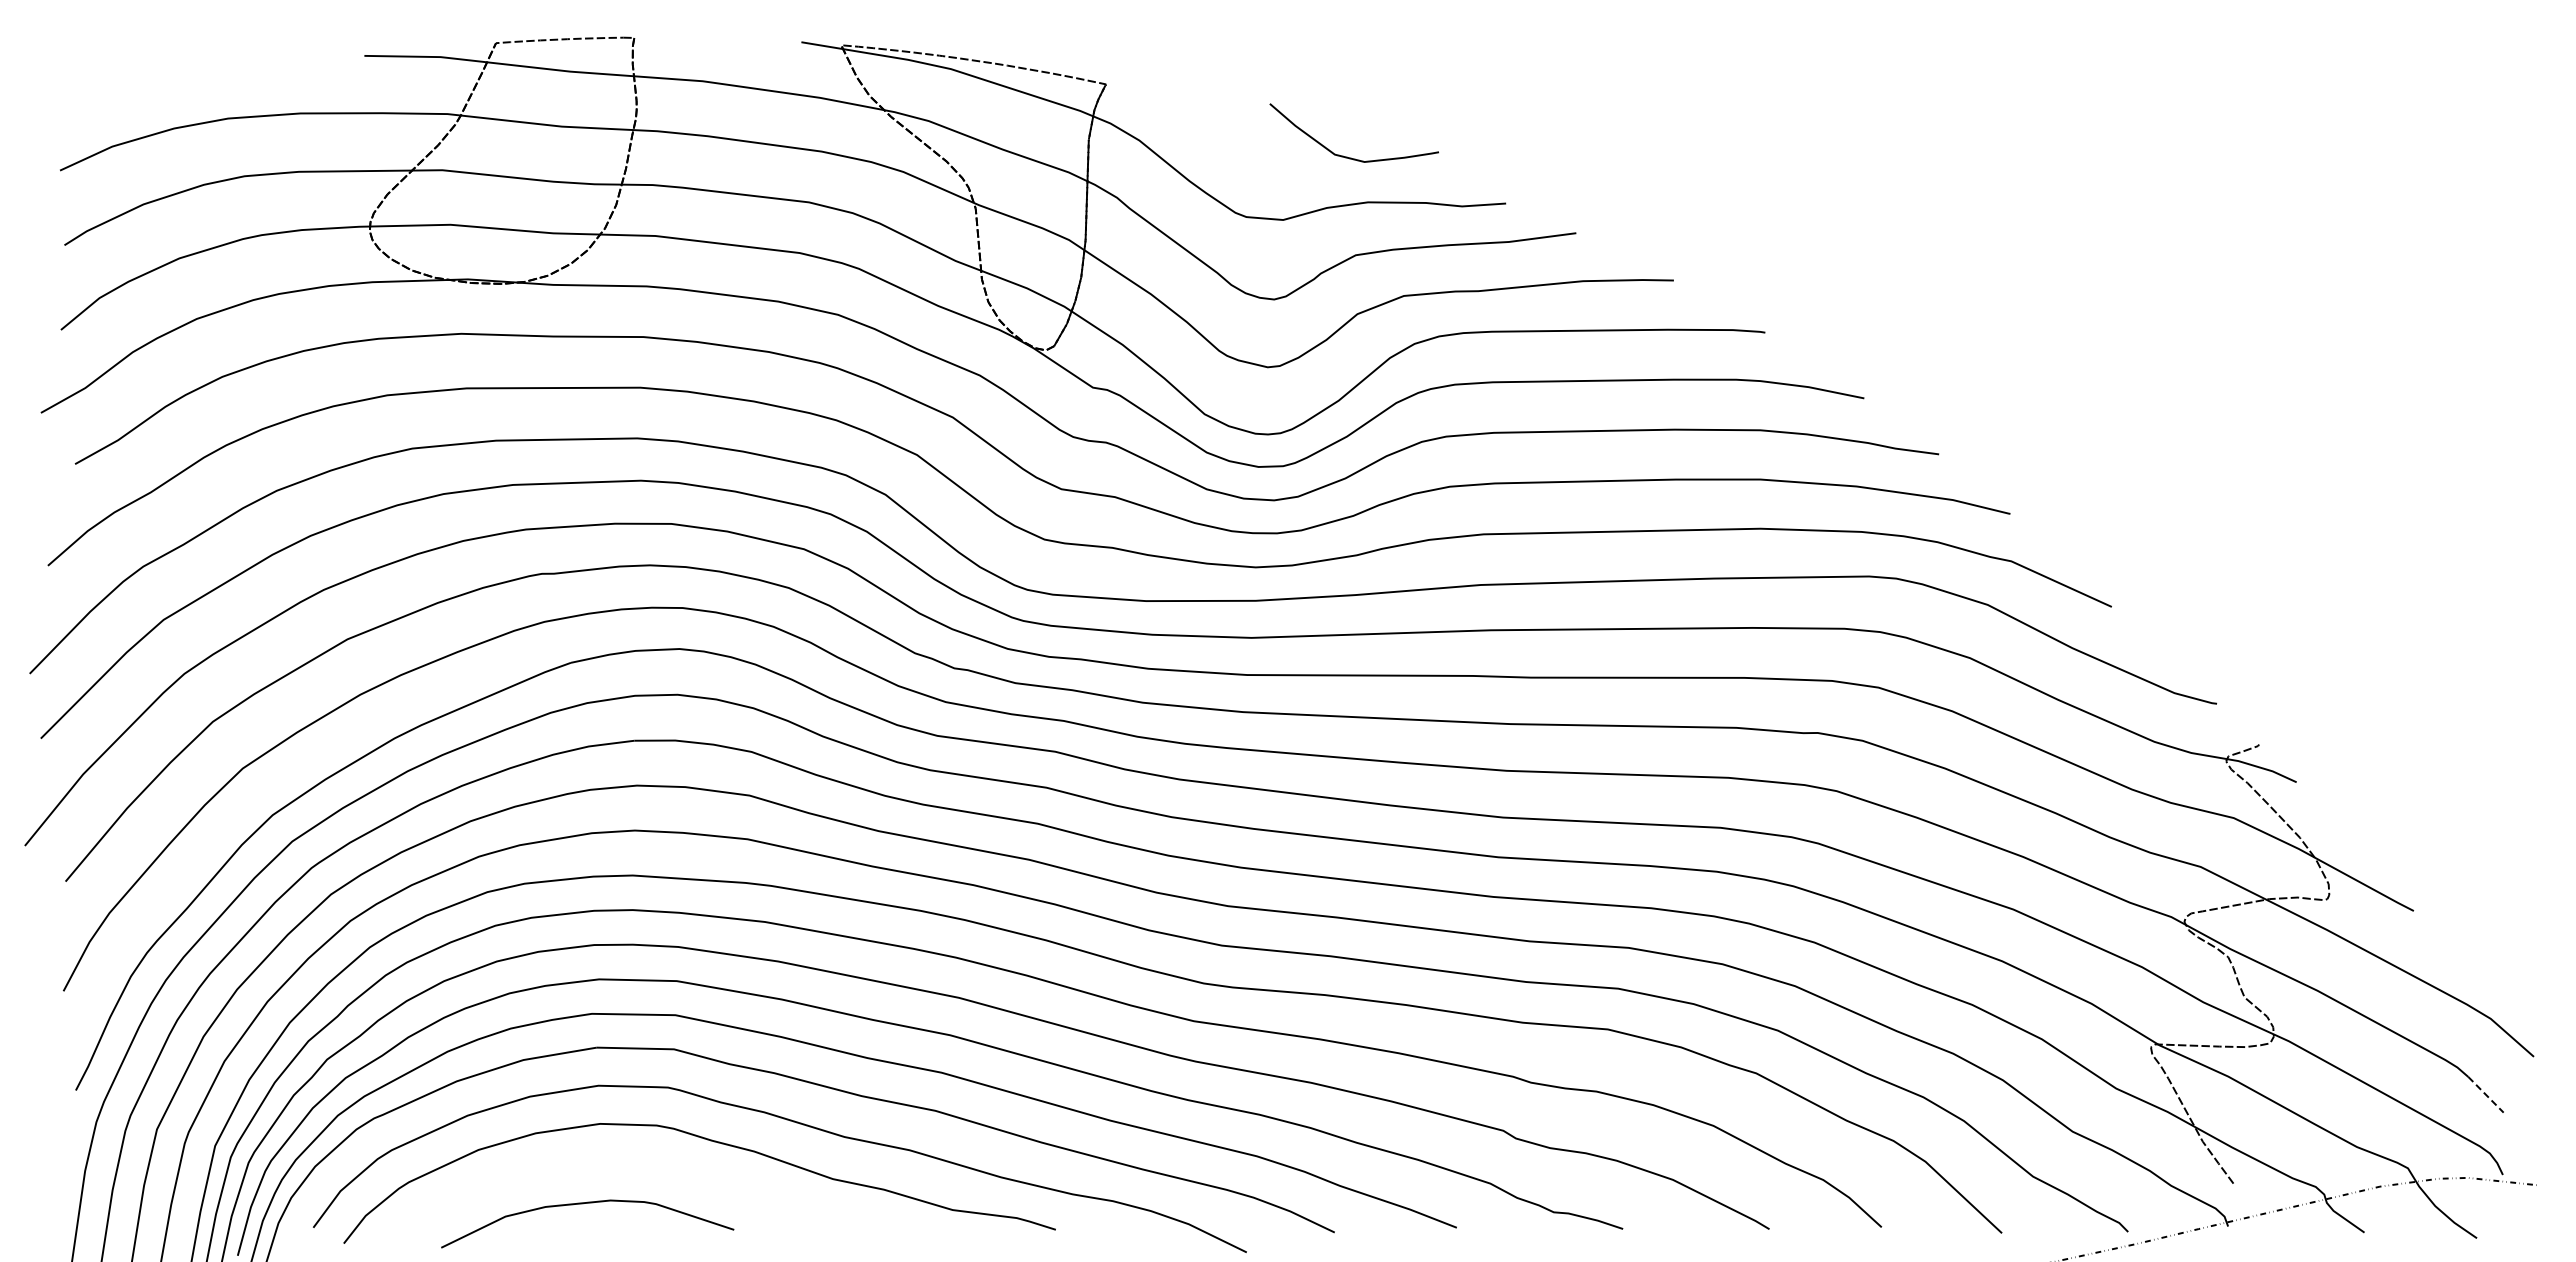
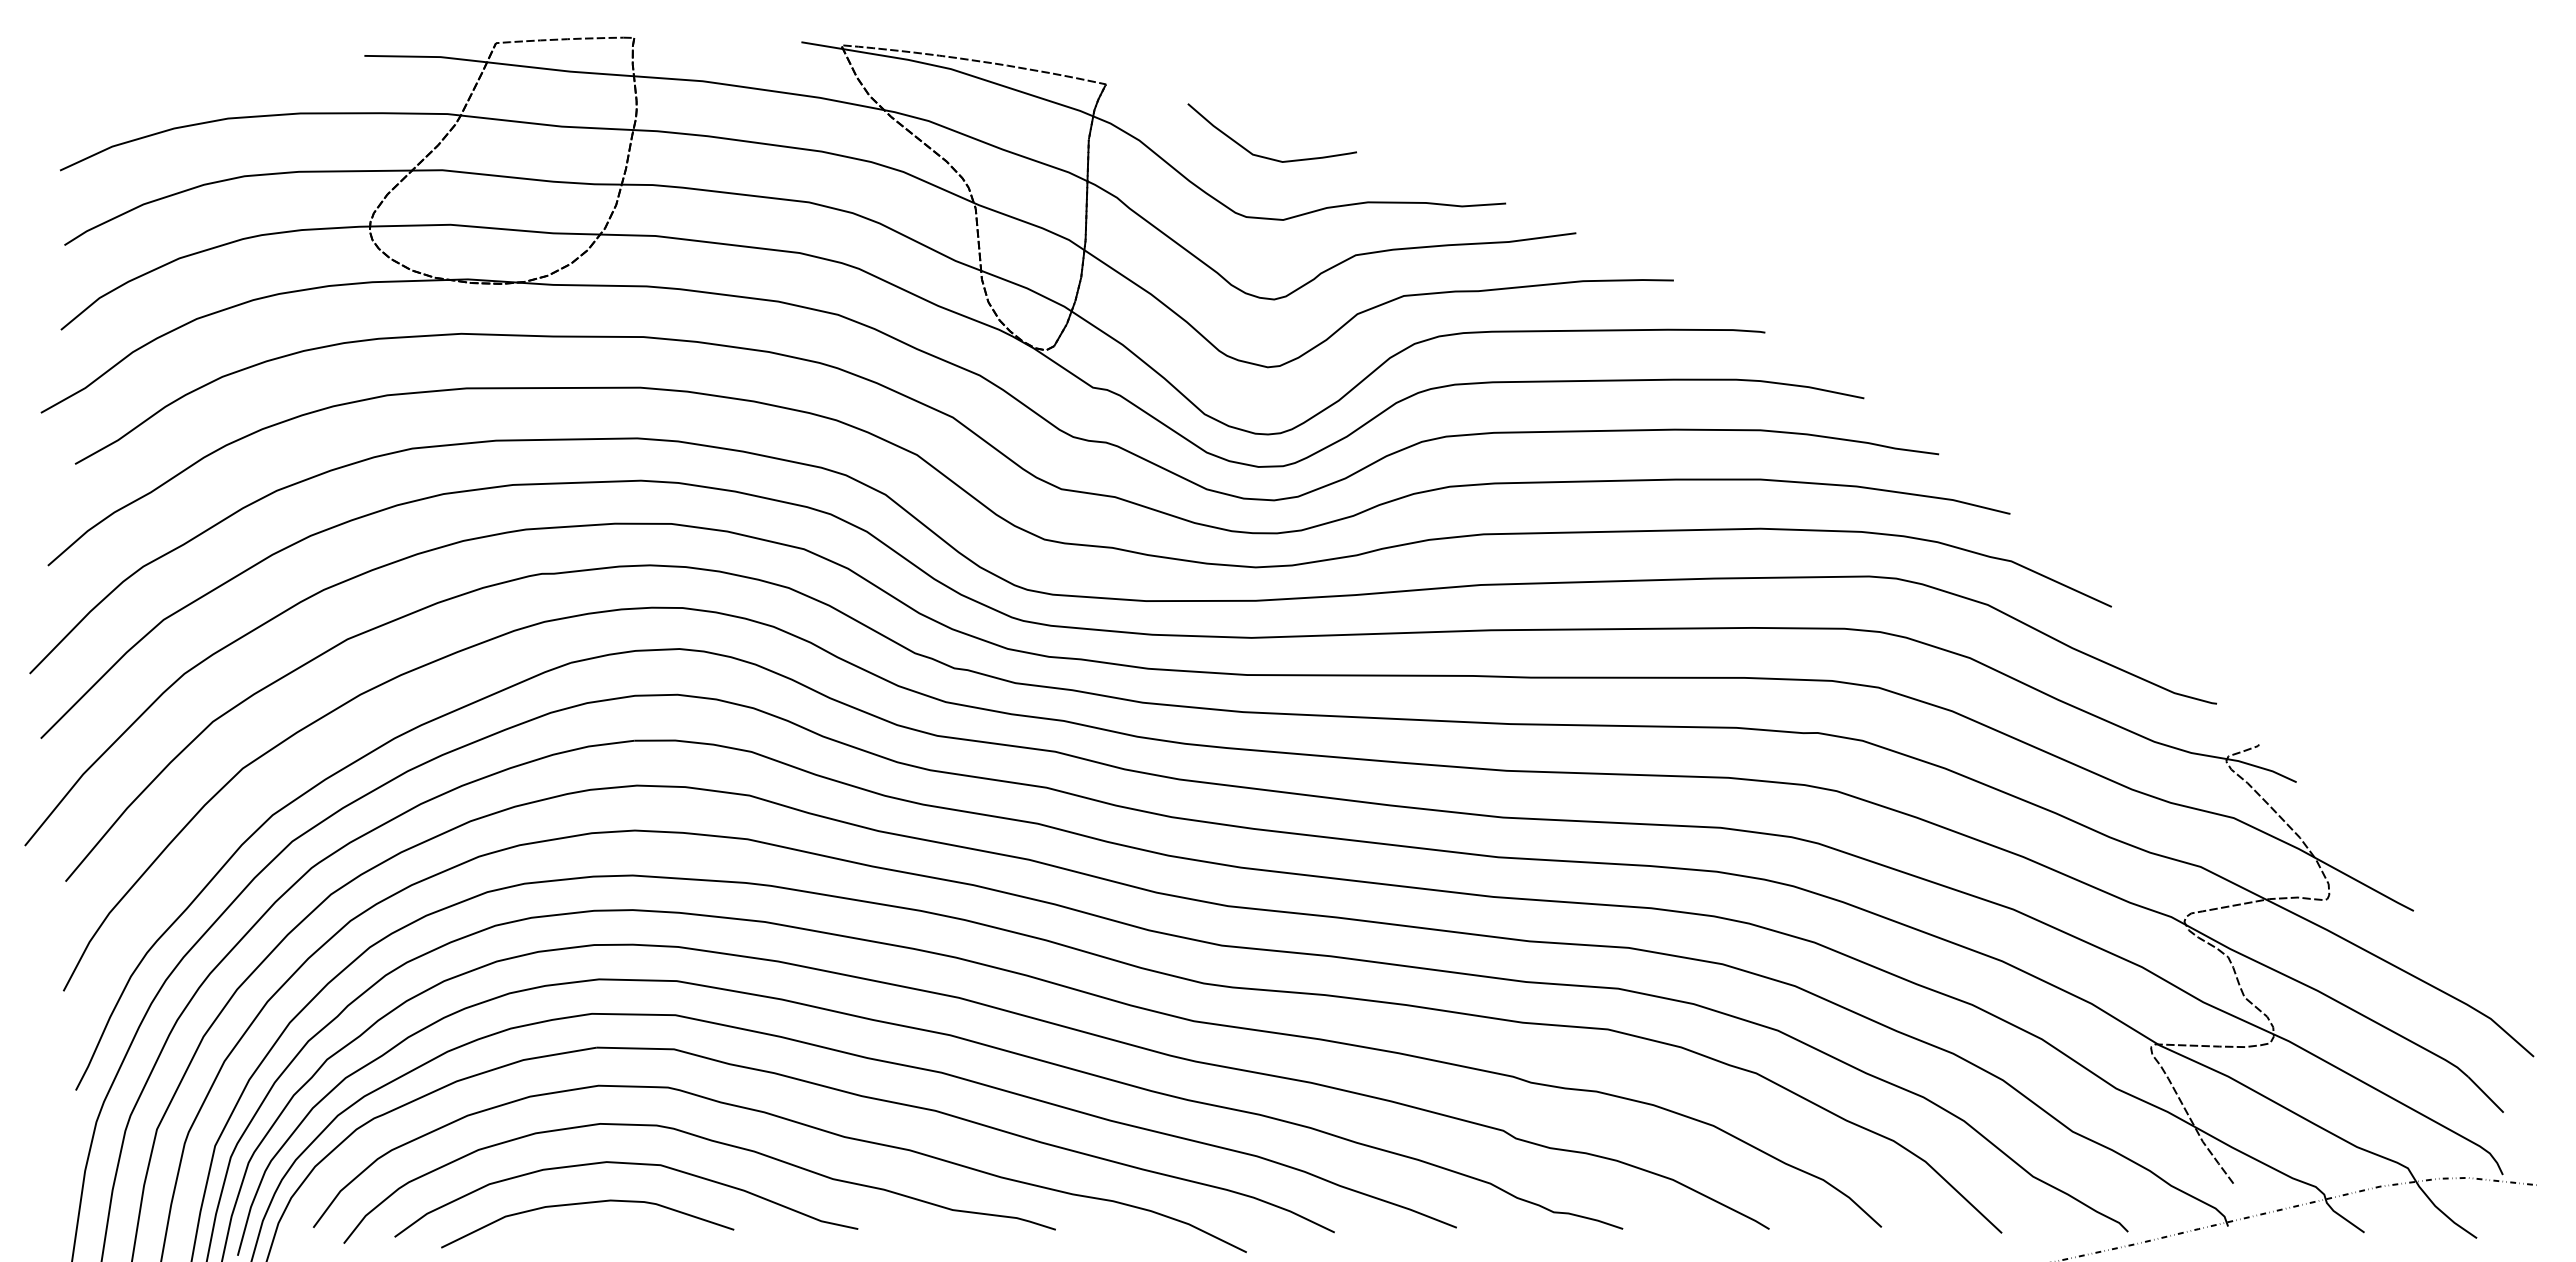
curve position: (1347, 156) -> (1265, 156) (1265, 156)
line: dashed -> solid (2486, 1095)
curve: none -> present (626, 1164)
